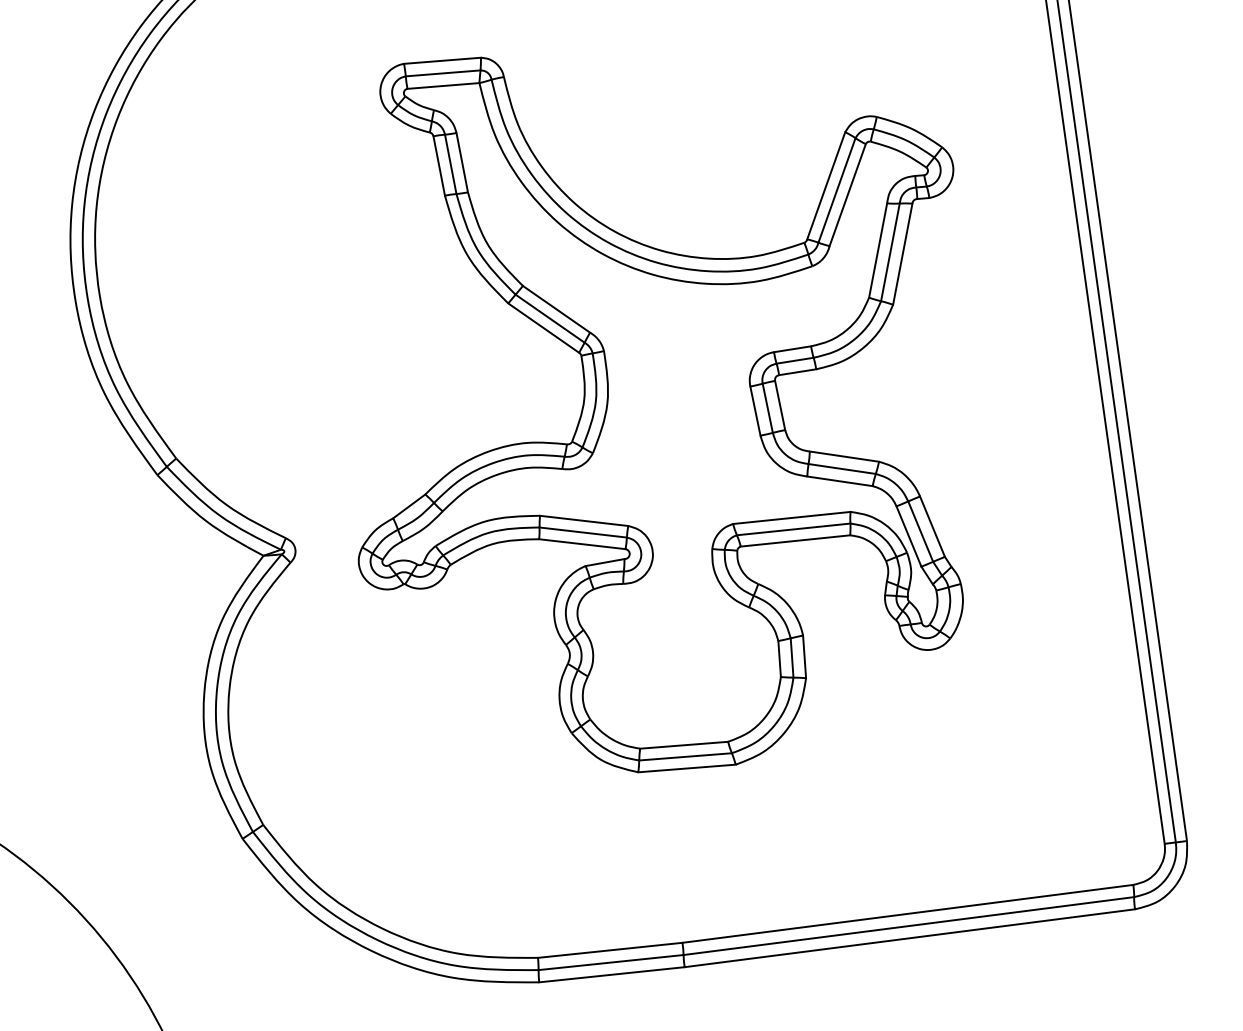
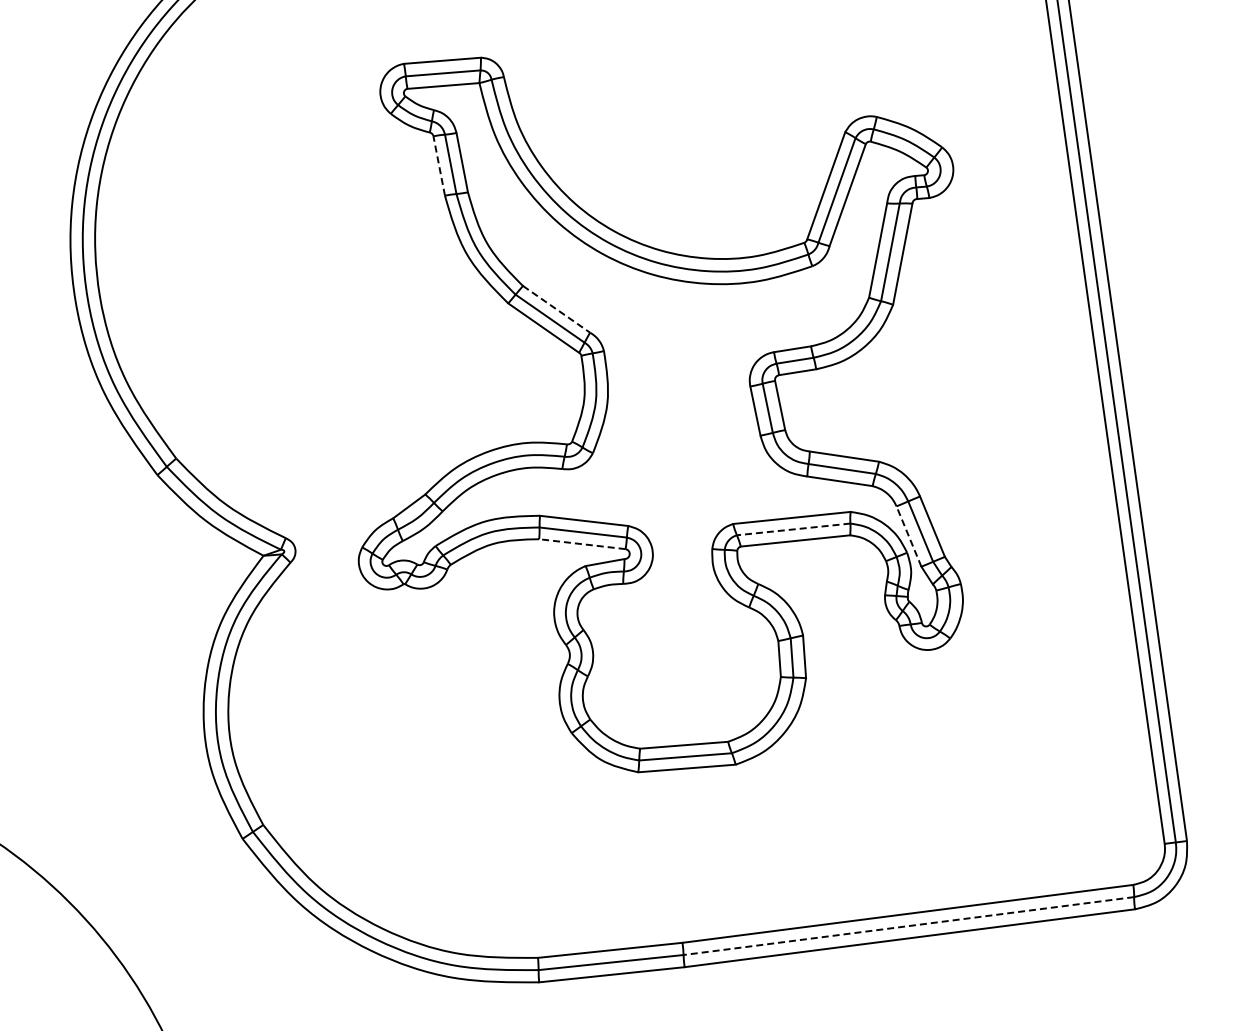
line: solid -> dashed (439, 165)
line: solid -> dashed (556, 309)
line: solid -> dashed (793, 529)
line: solid -> dashed (908, 536)
line: solid -> dashed (581, 544)
line: solid -> dashed (908, 926)
